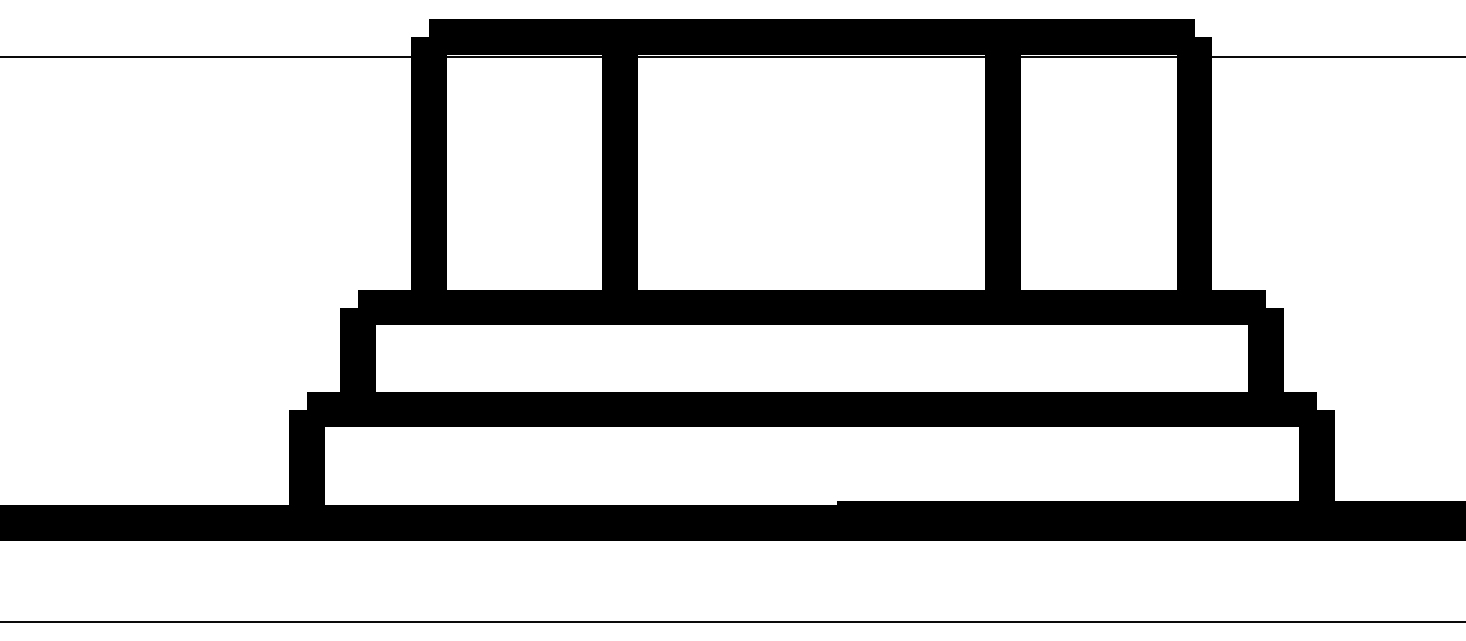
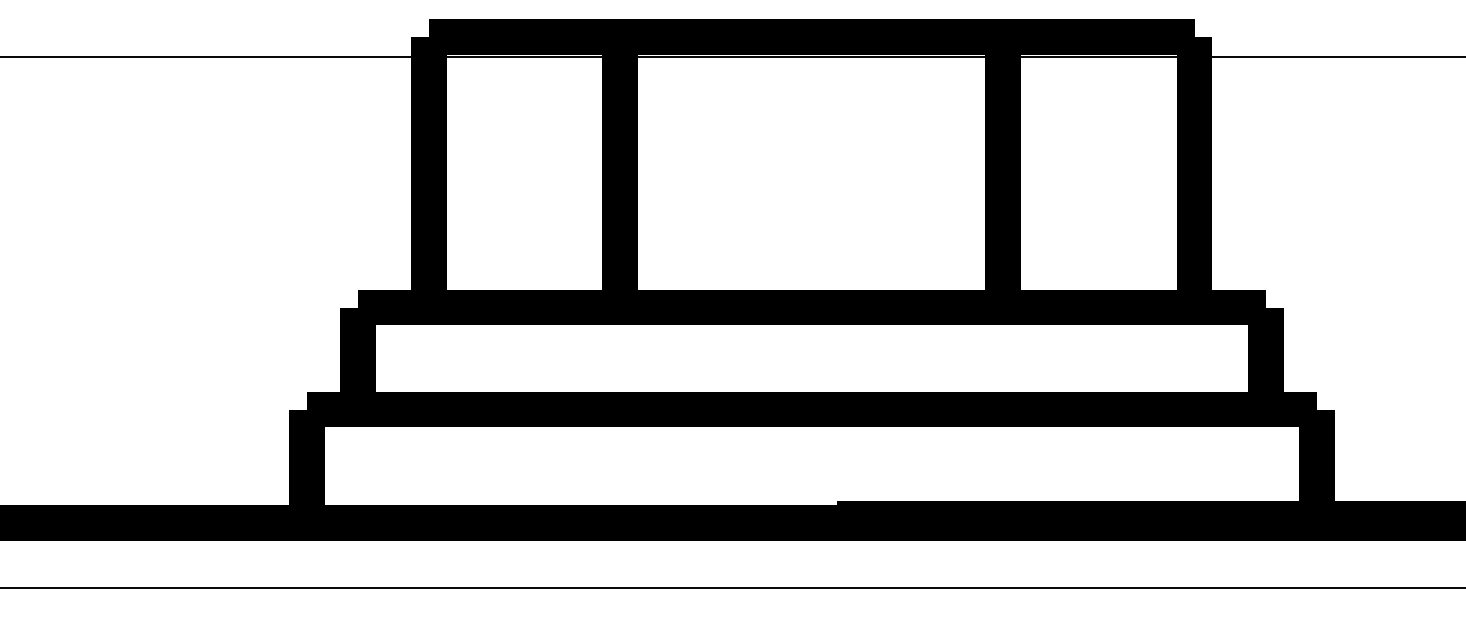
line position: (732, 621) -> (732, 587) (732, 587)
